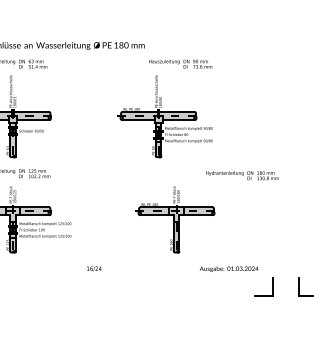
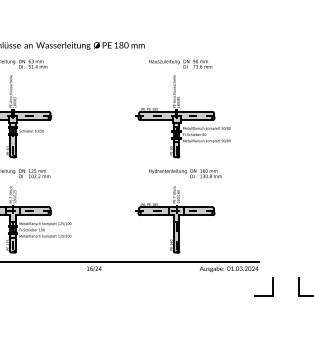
part position: (164, 116) -> (182, 116) (182, 116)
text position: (242, 175) -> (185, 173) (185, 173)
line: none -> present (130, 262)
